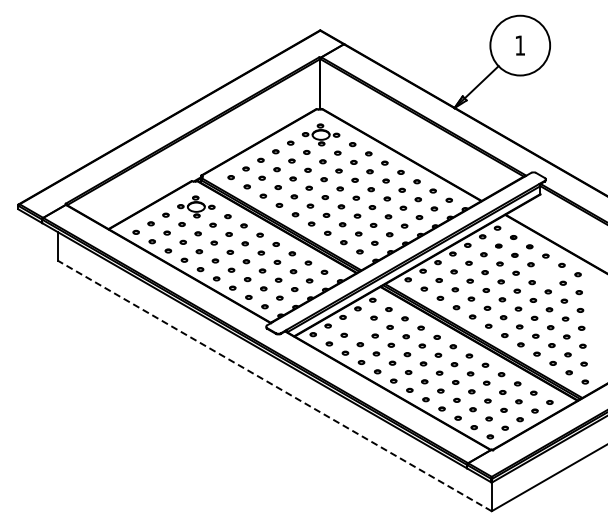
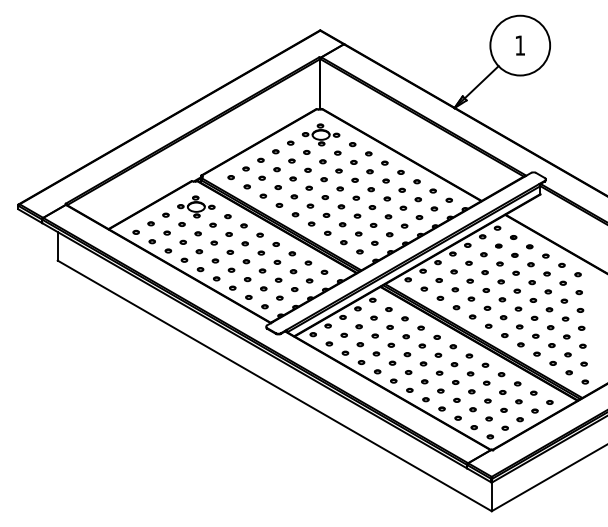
part: none -> present (546, 273)
part: none -> present (358, 326)
line: dashed -> solid (274, 385)
